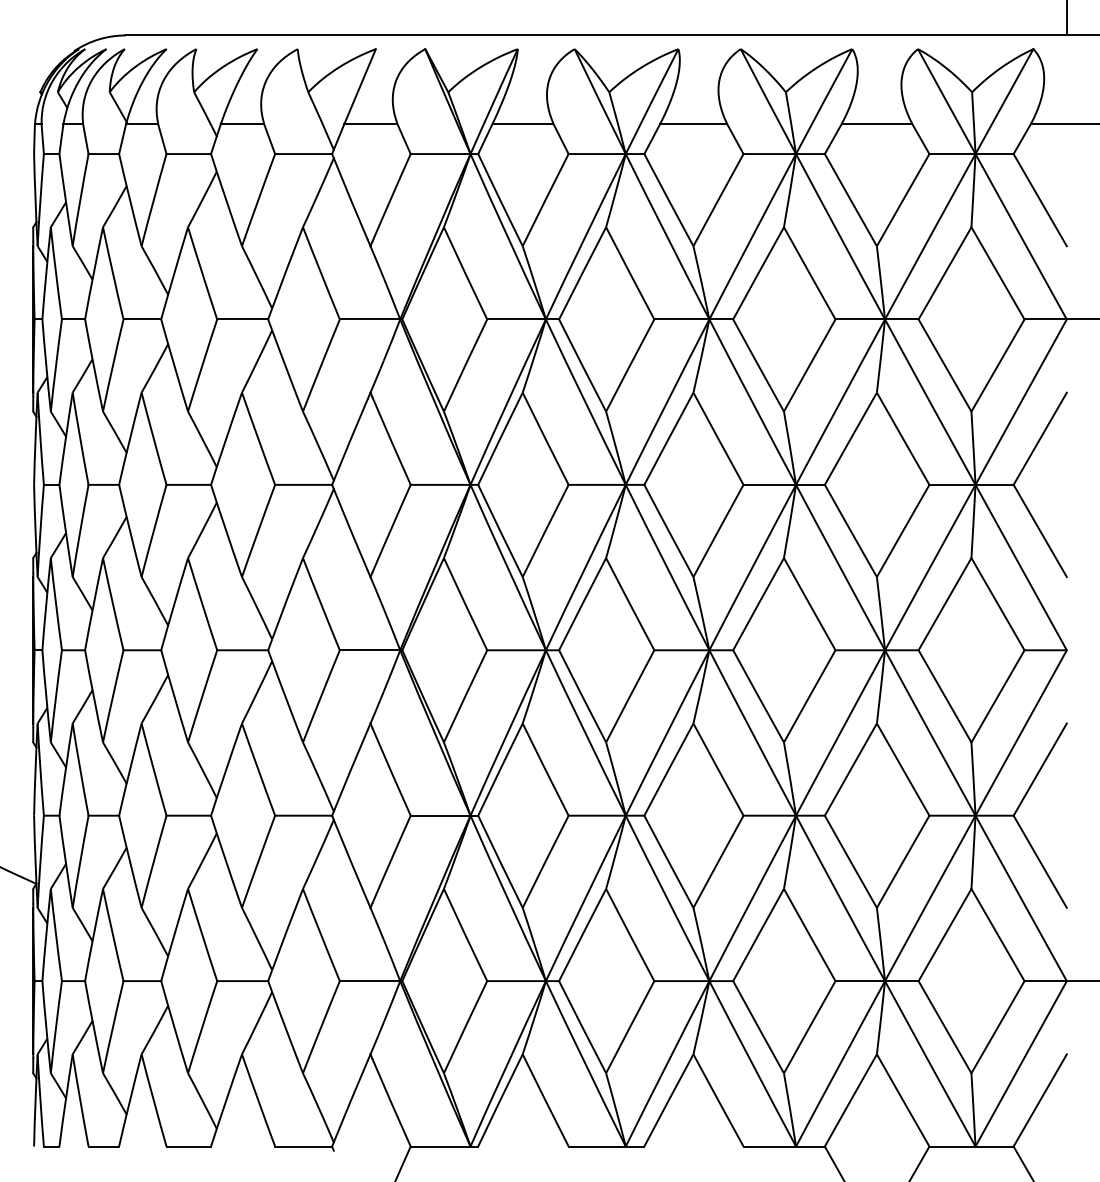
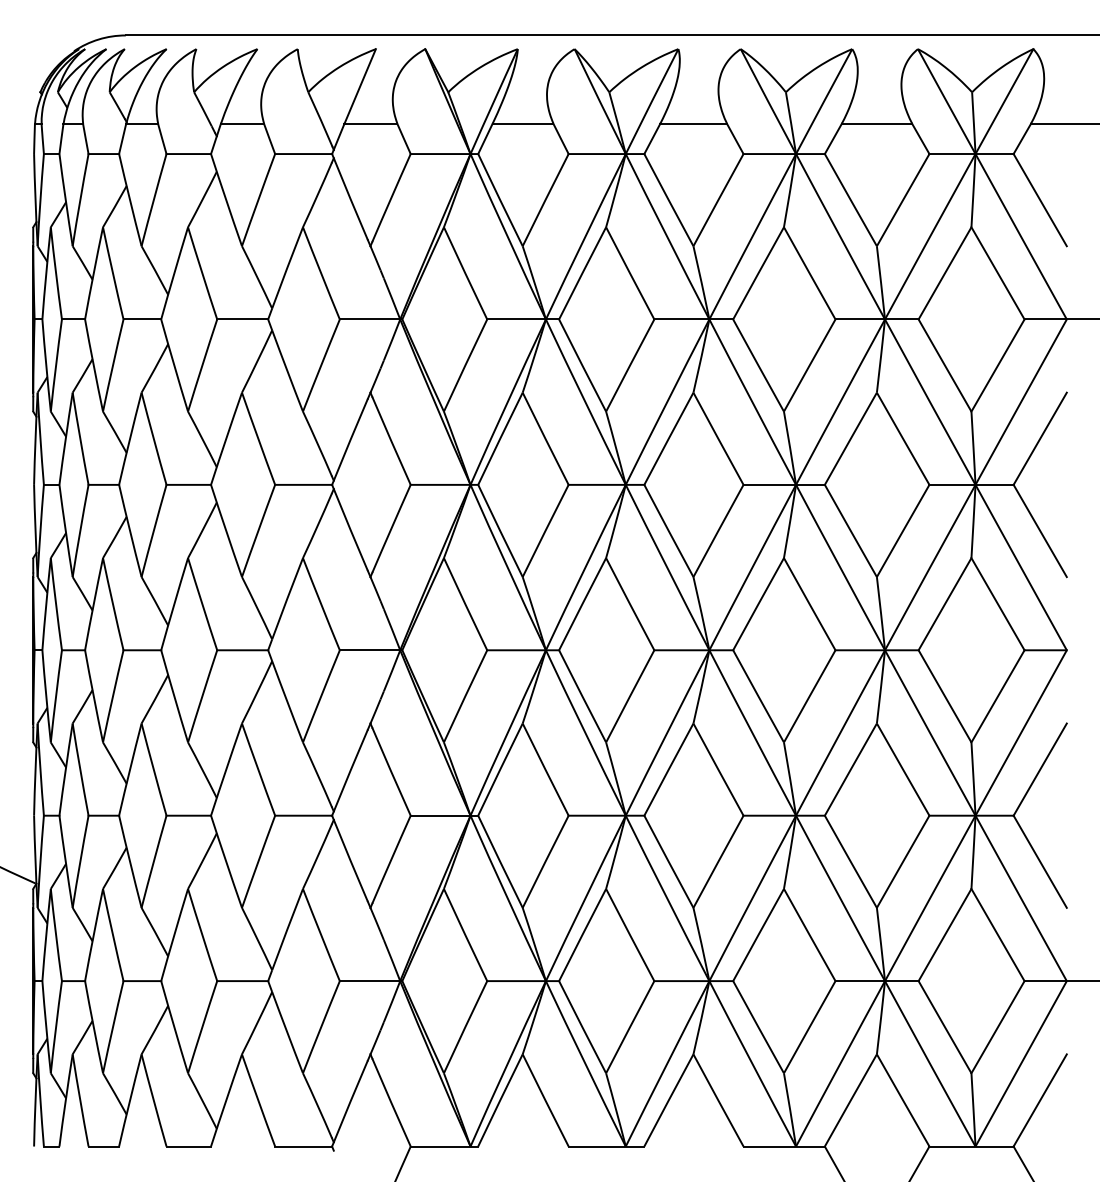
line: present -> none (1066, 18)
